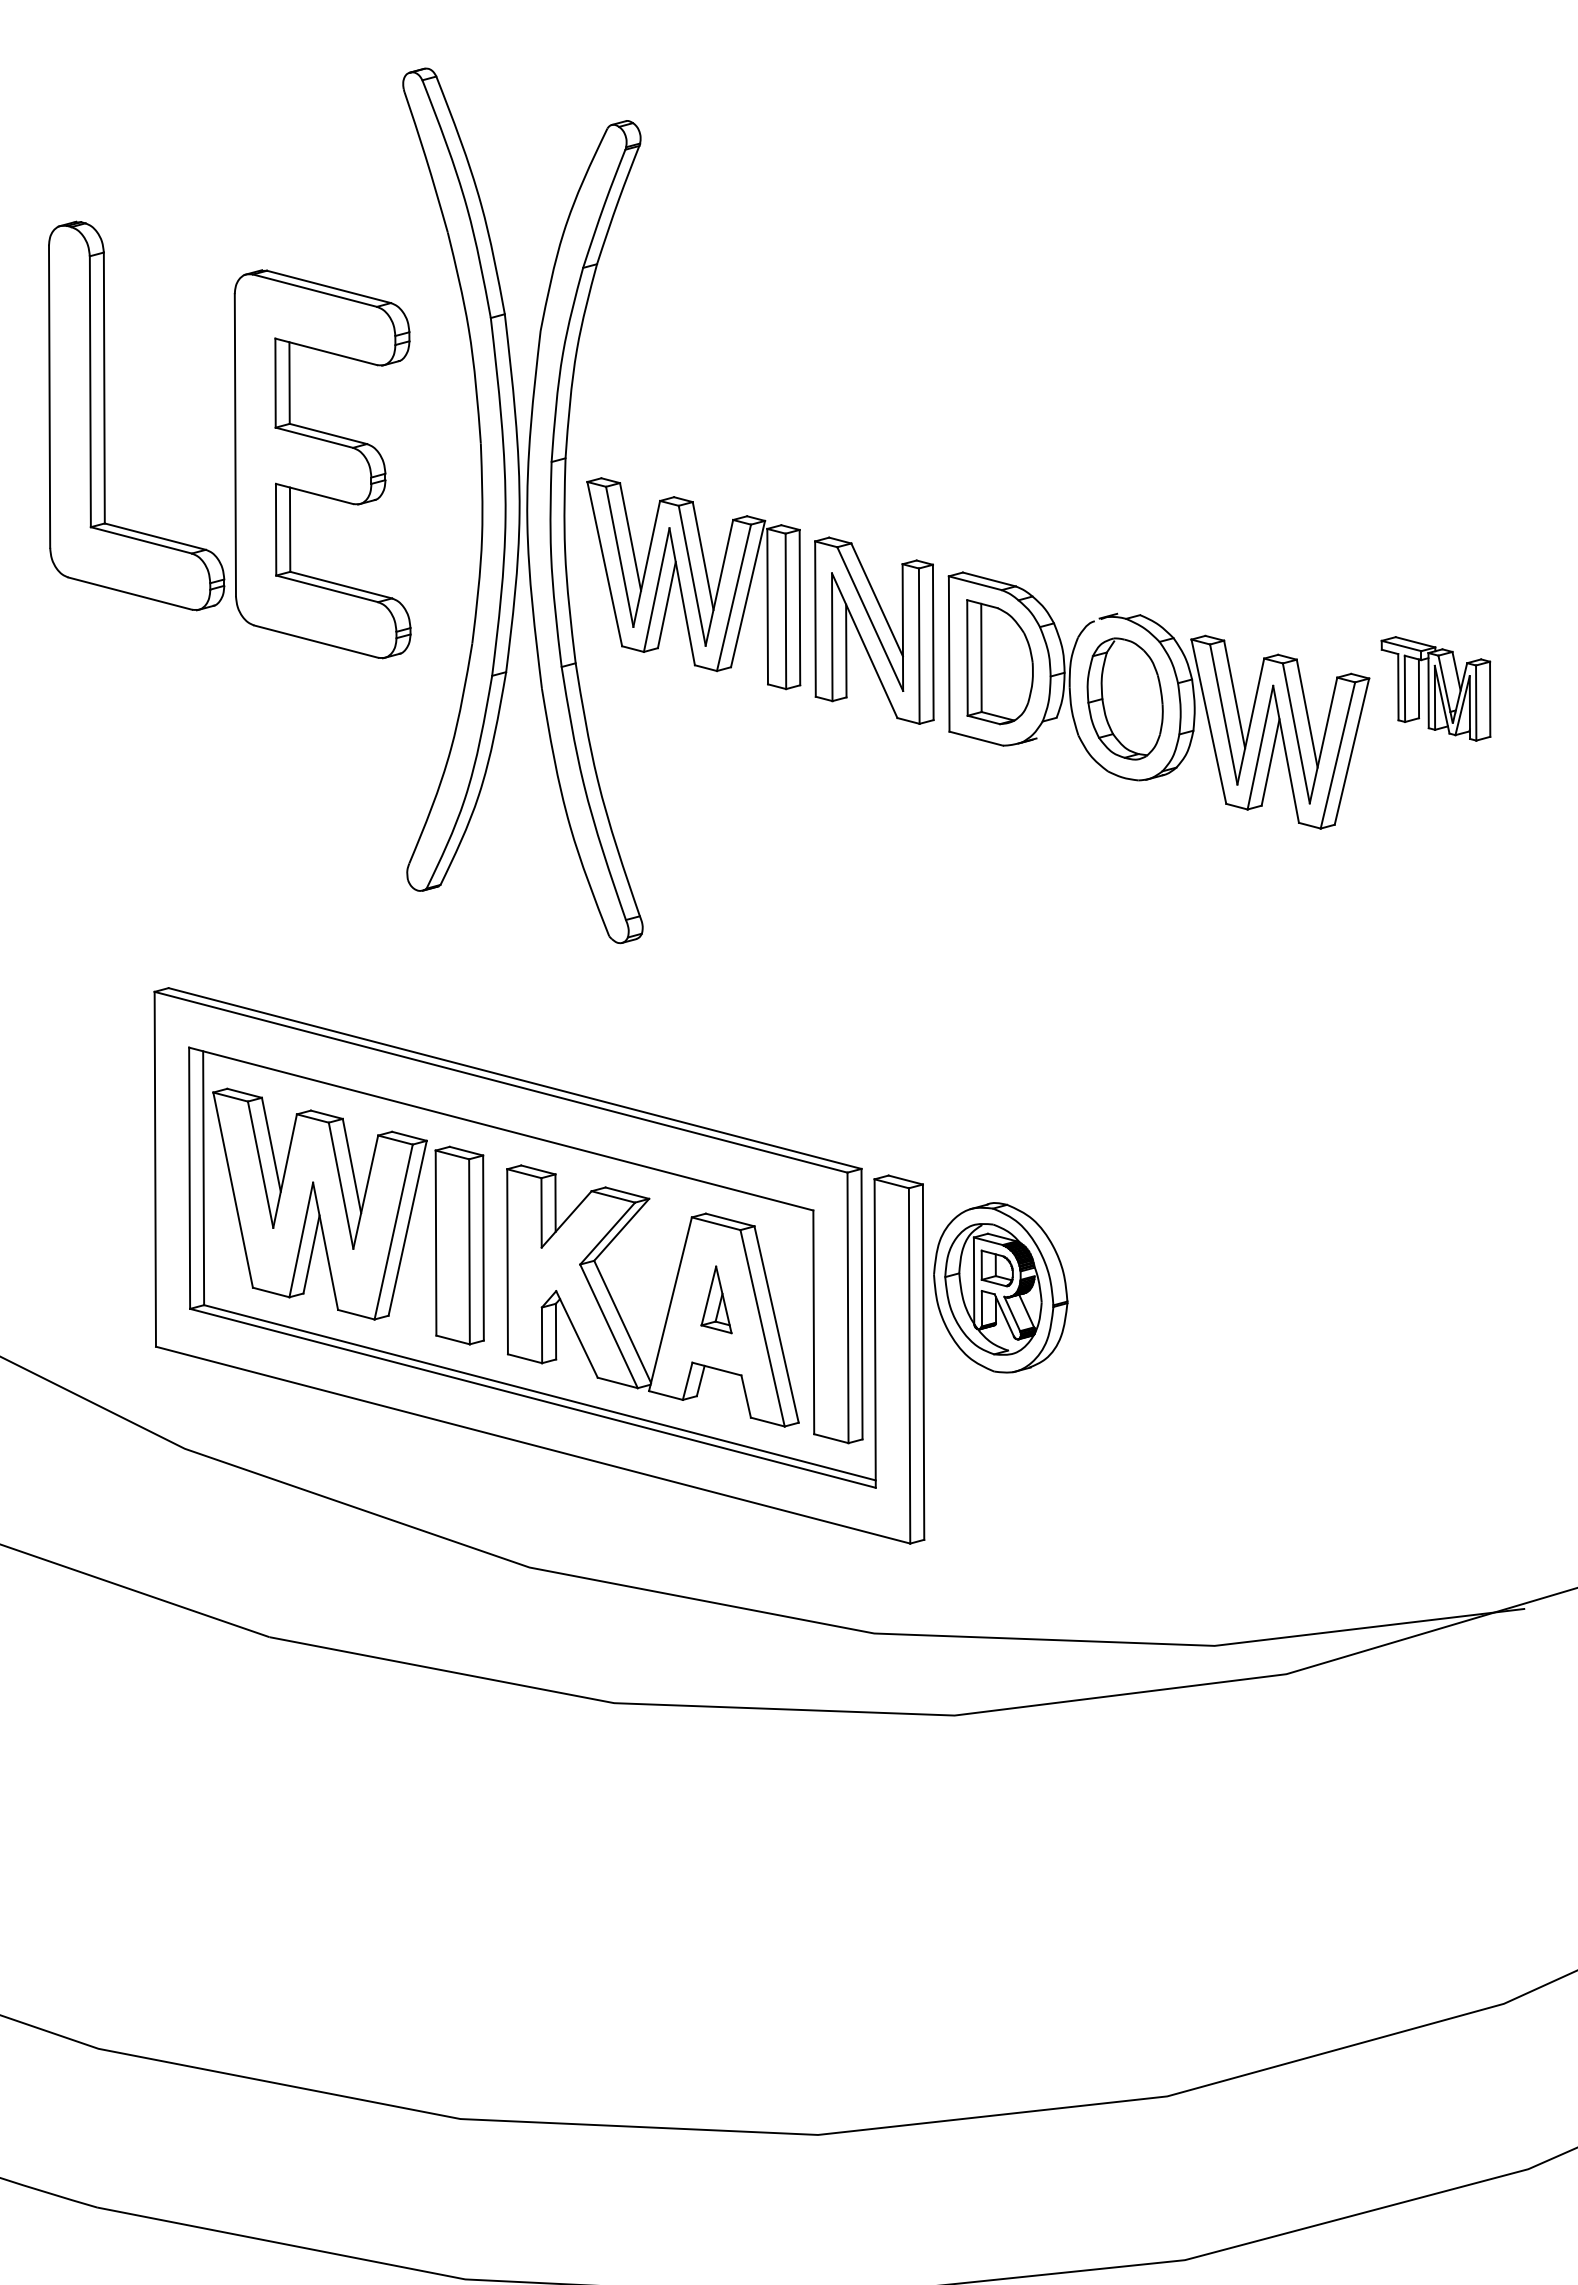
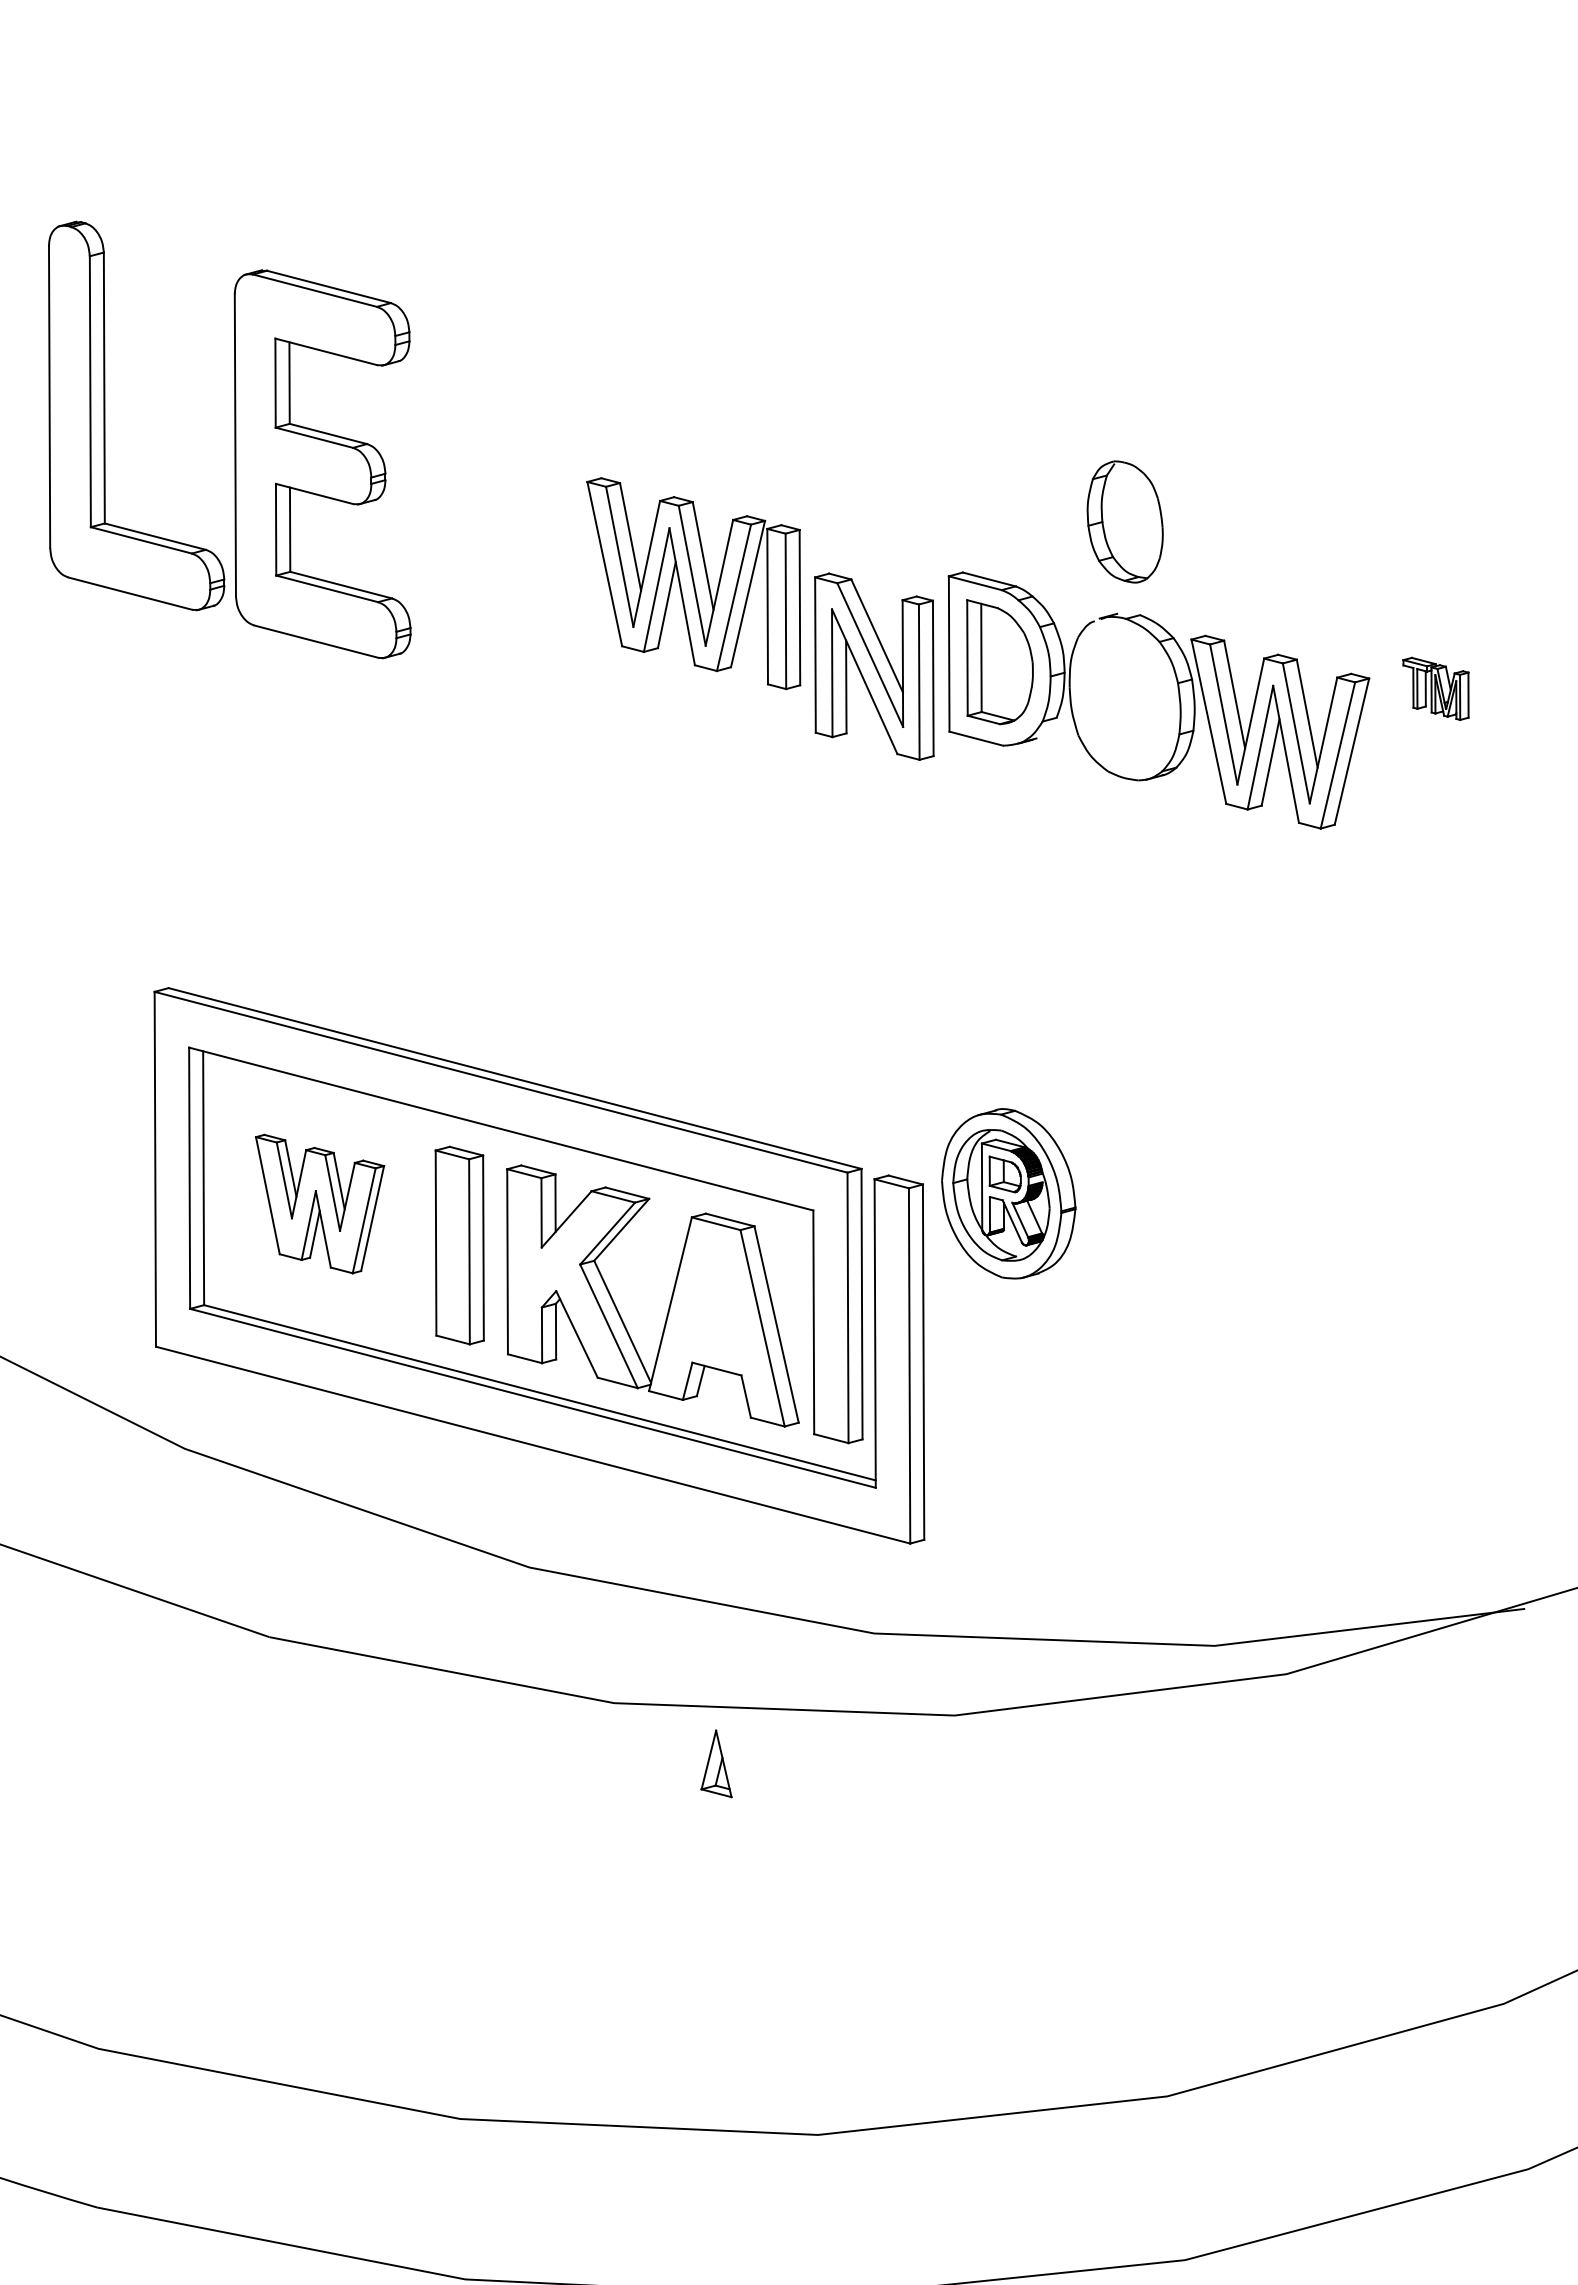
part: present -> none (522, 505)
part position: (874, 630) -> (874, 666) (874, 666)
part size: 112x106 px -> 68x65 px (1435, 688)
part position: (1124, 698) -> (1124, 521) (1124, 521)
part size: 216x234 px -> 131x142 px (320, 1203)
part position: (1000, 1287) -> (1008, 1193) (1008, 1193)
part position: (716, 1299) -> (716, 1763) (716, 1763)
